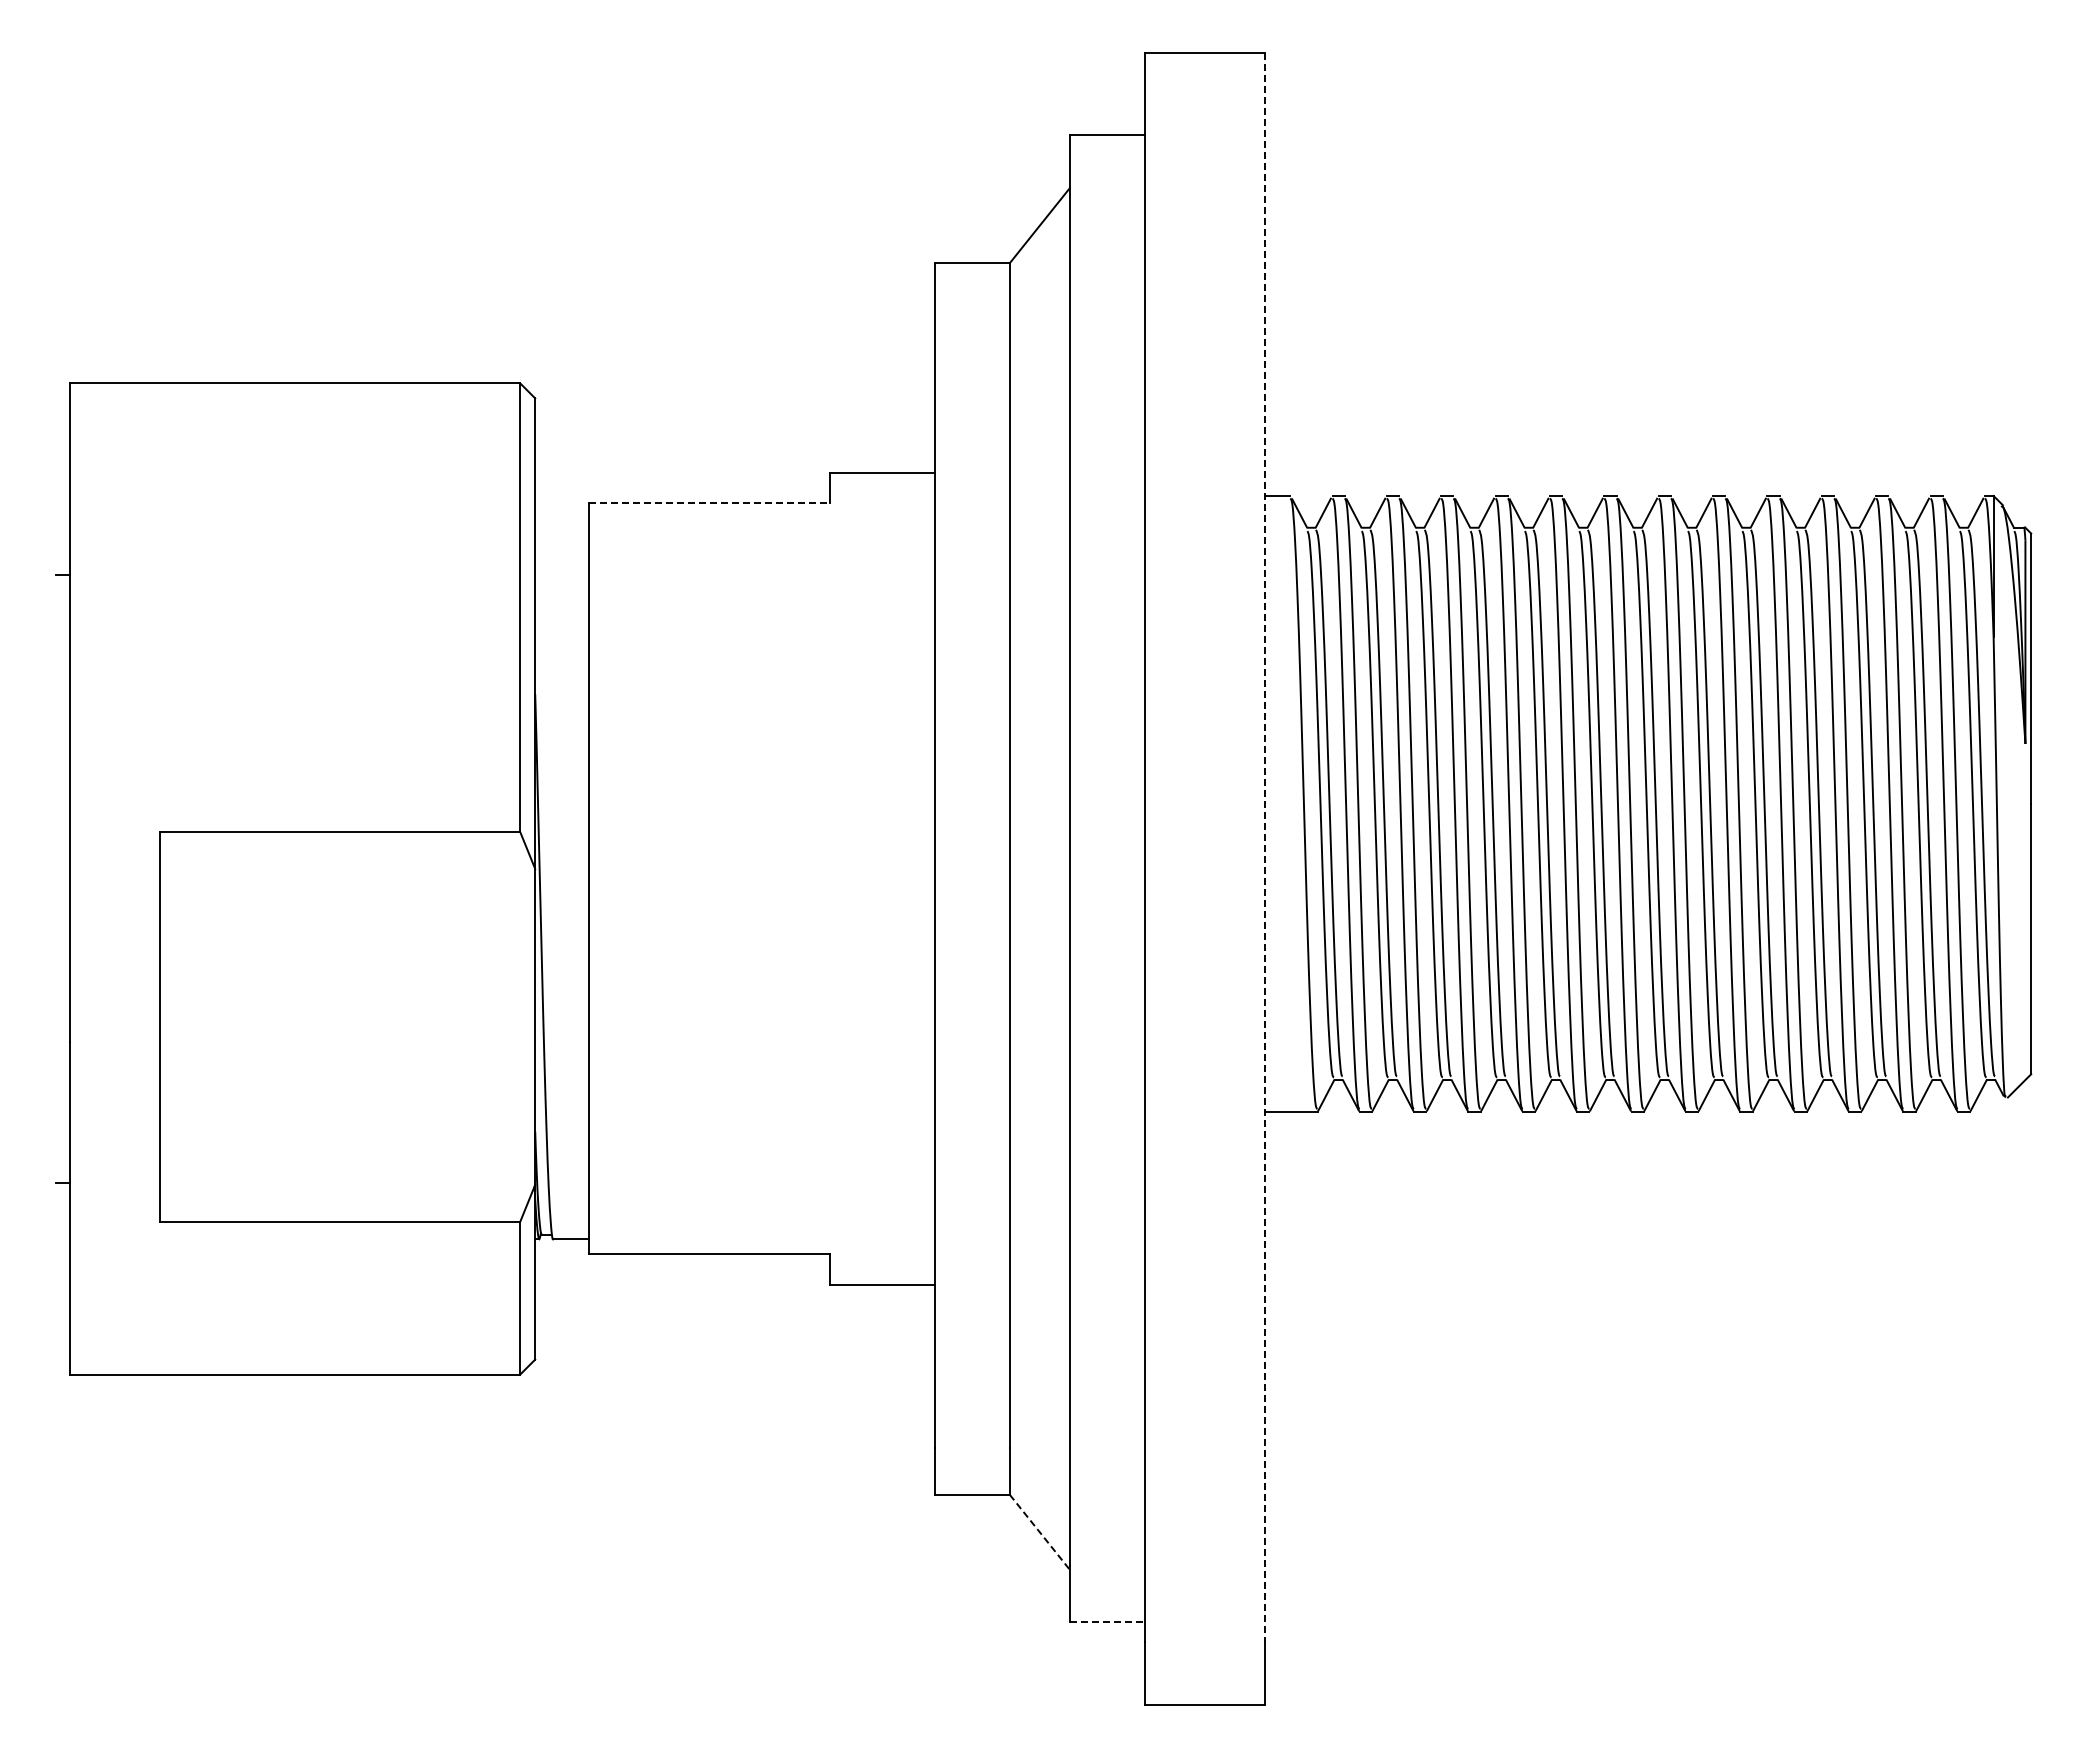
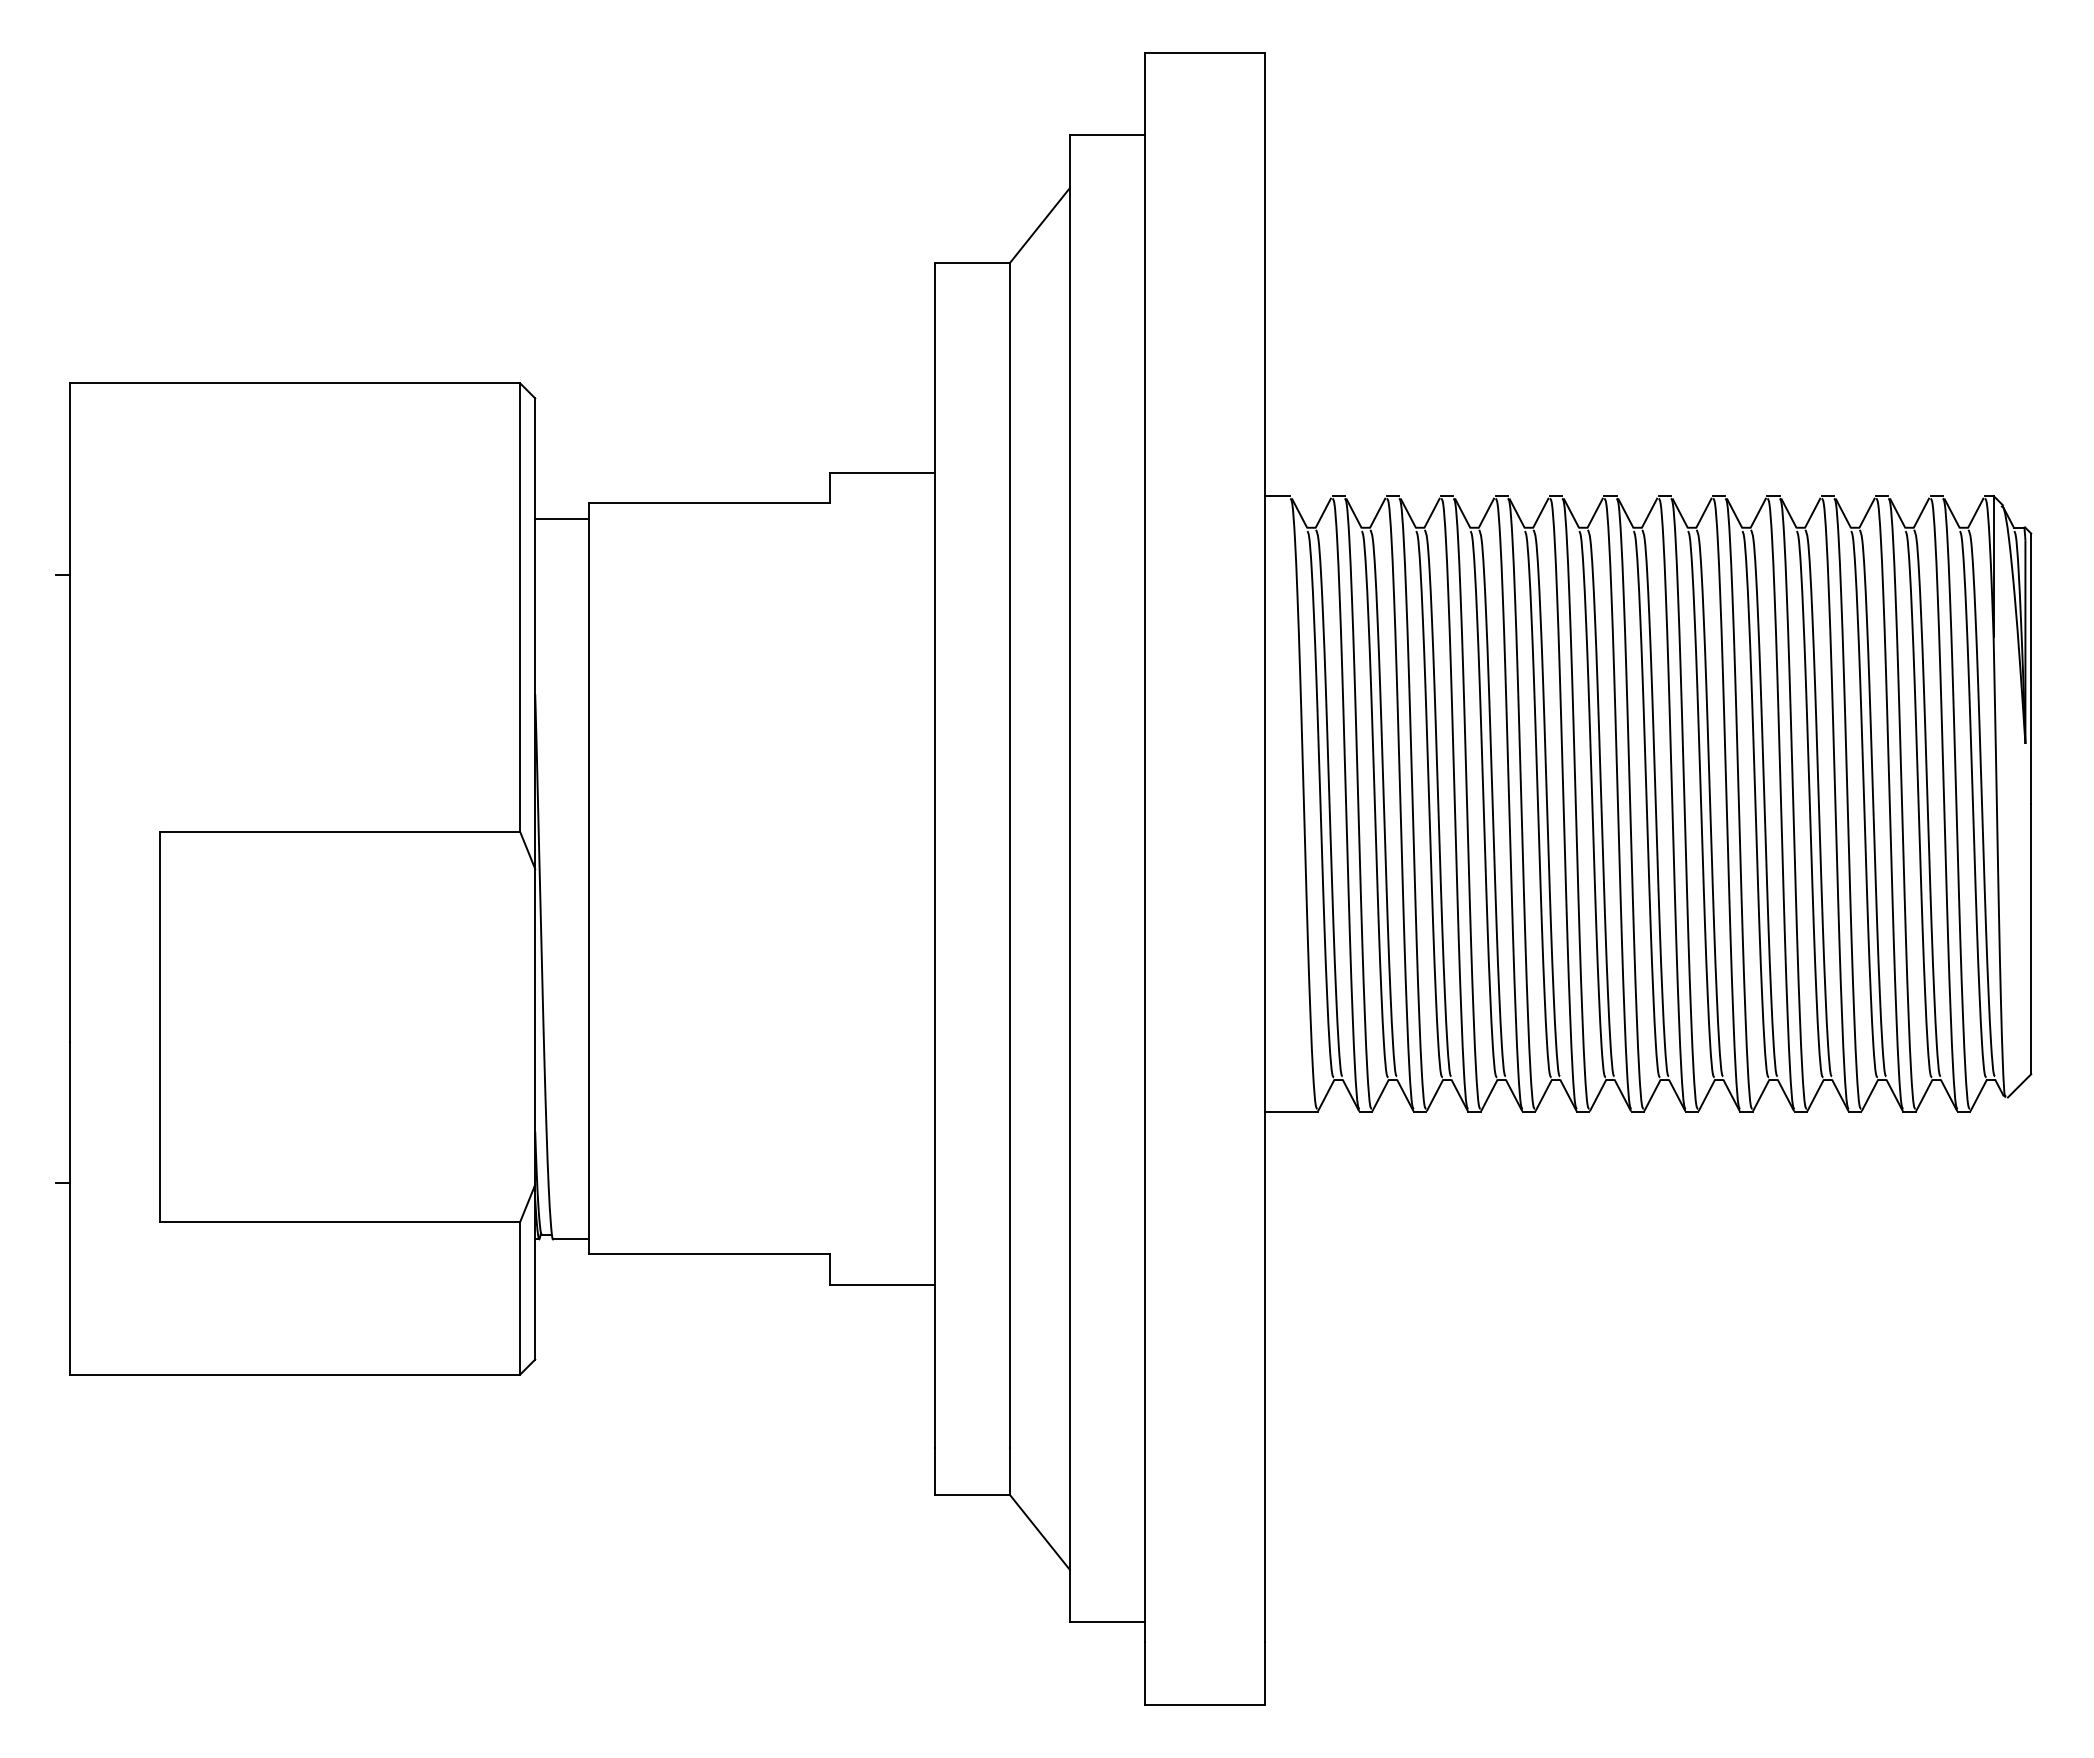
line: dashed -> solid (709, 503)
line: none -> present (562, 518)
line: dashed -> solid (1265, 847)
line: dashed -> solid (1040, 1532)
line: dashed -> solid (1107, 1622)
